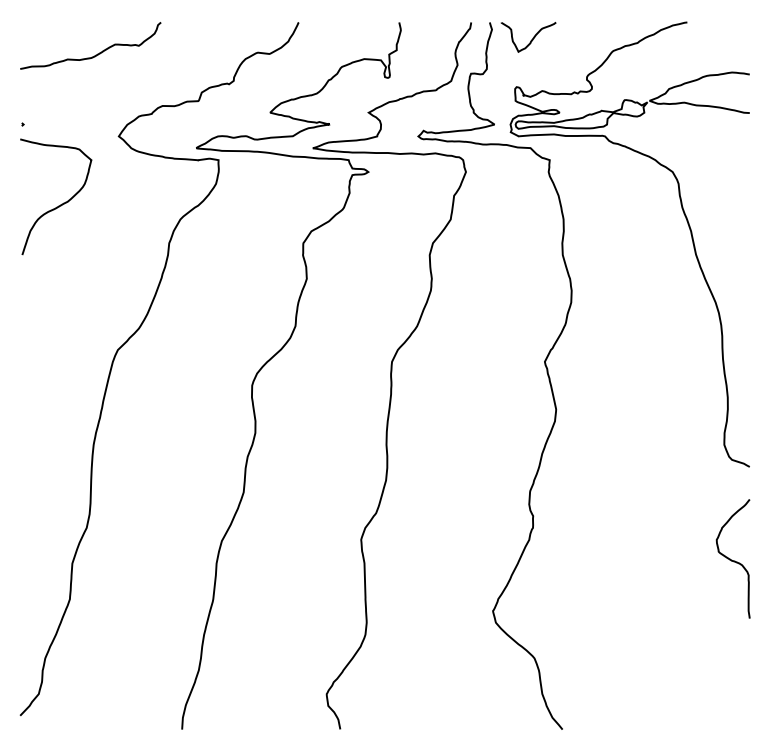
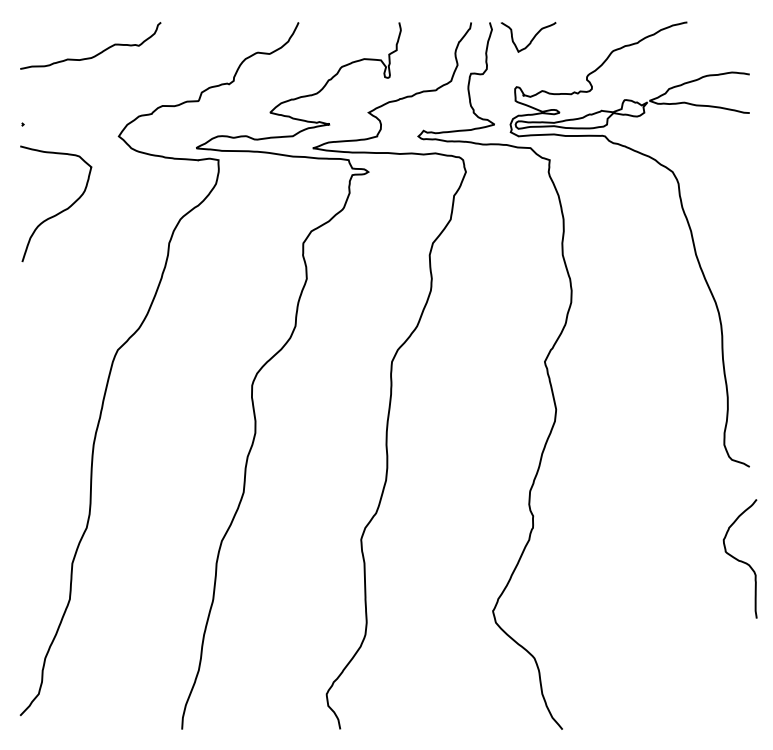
curve position: (60, 204) -> (60, 211) (60, 211)
curve position: (731, 559) -> (738, 559) (738, 559)
